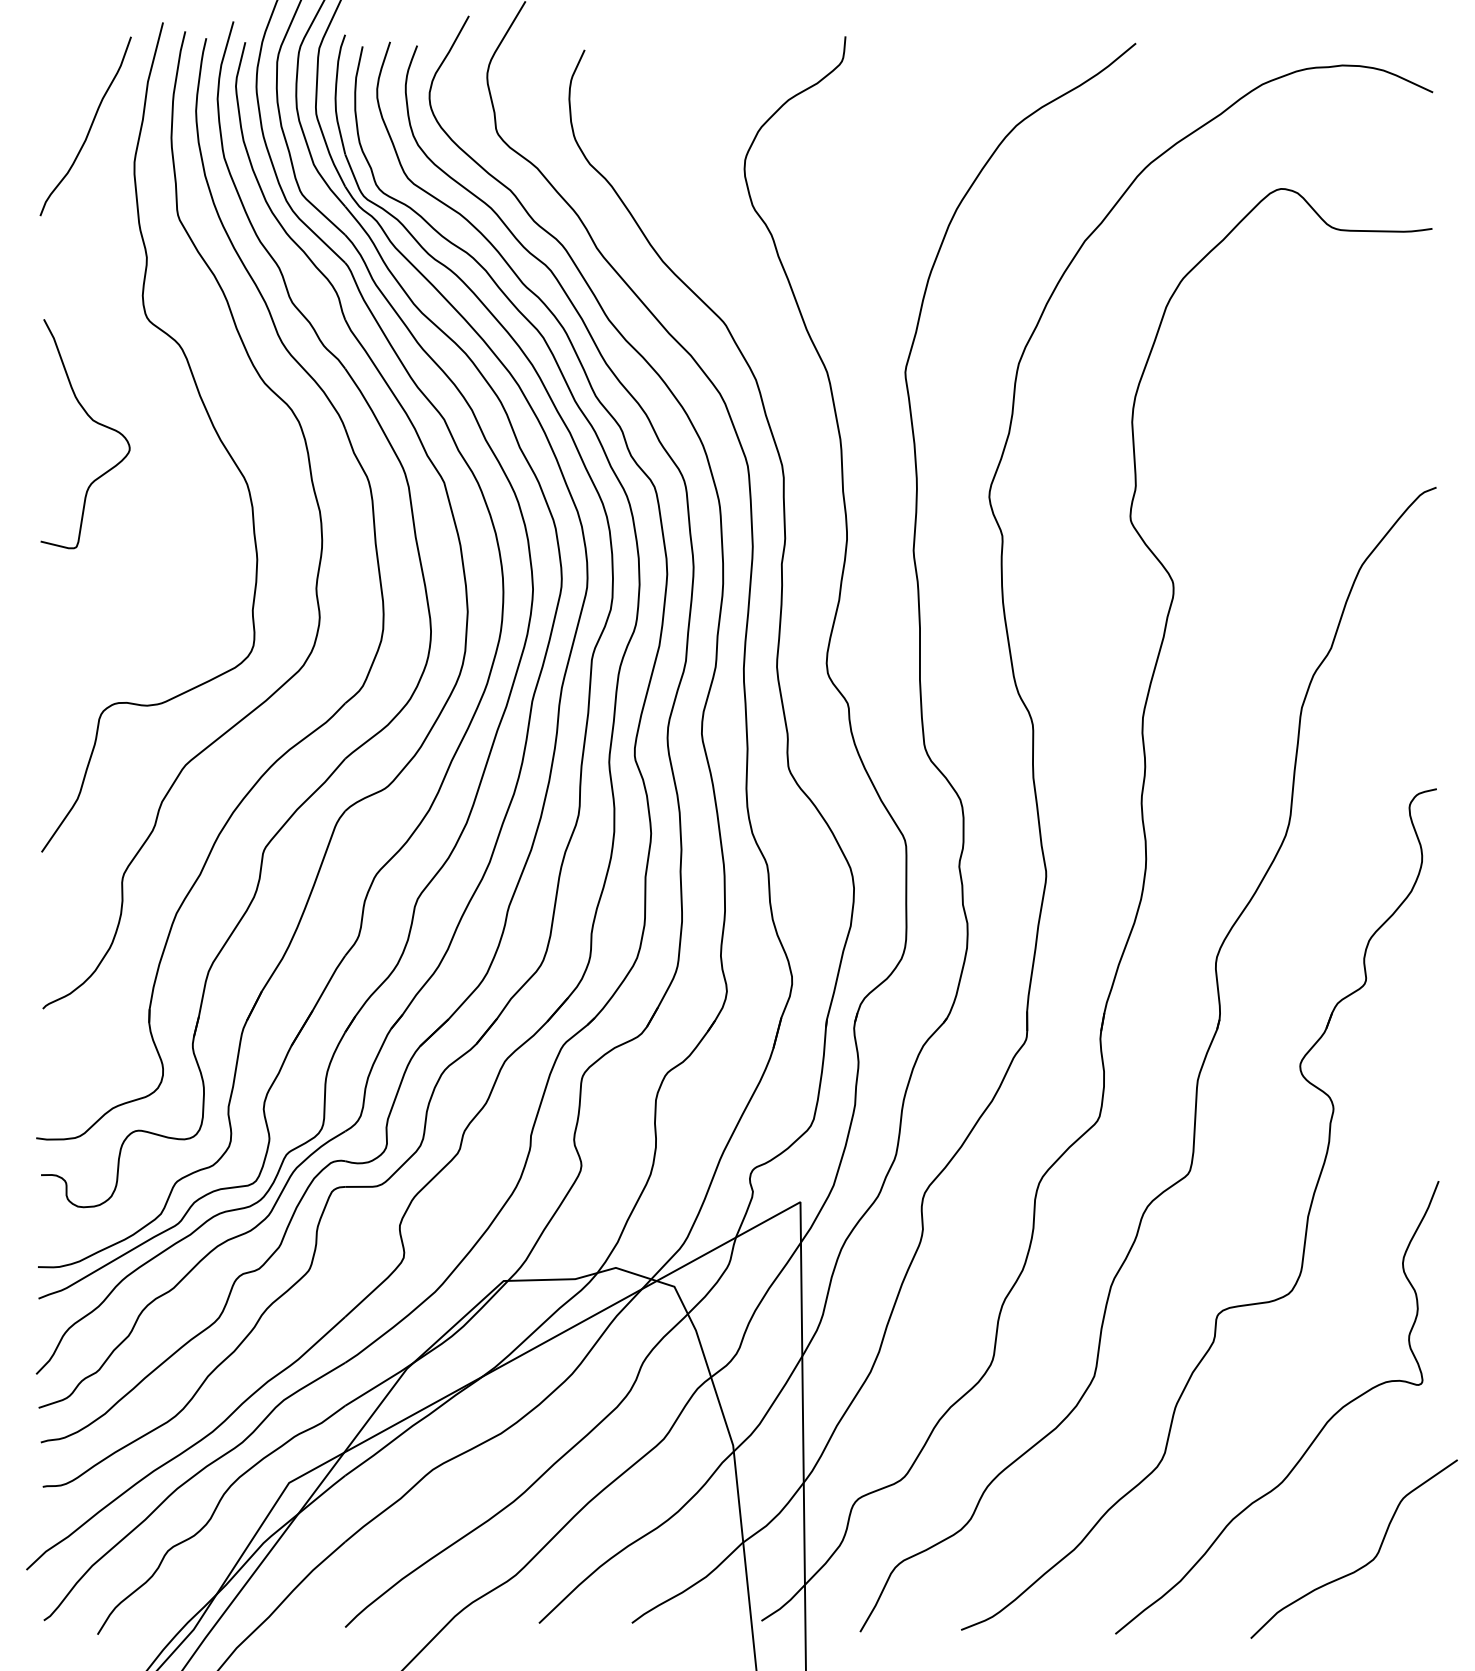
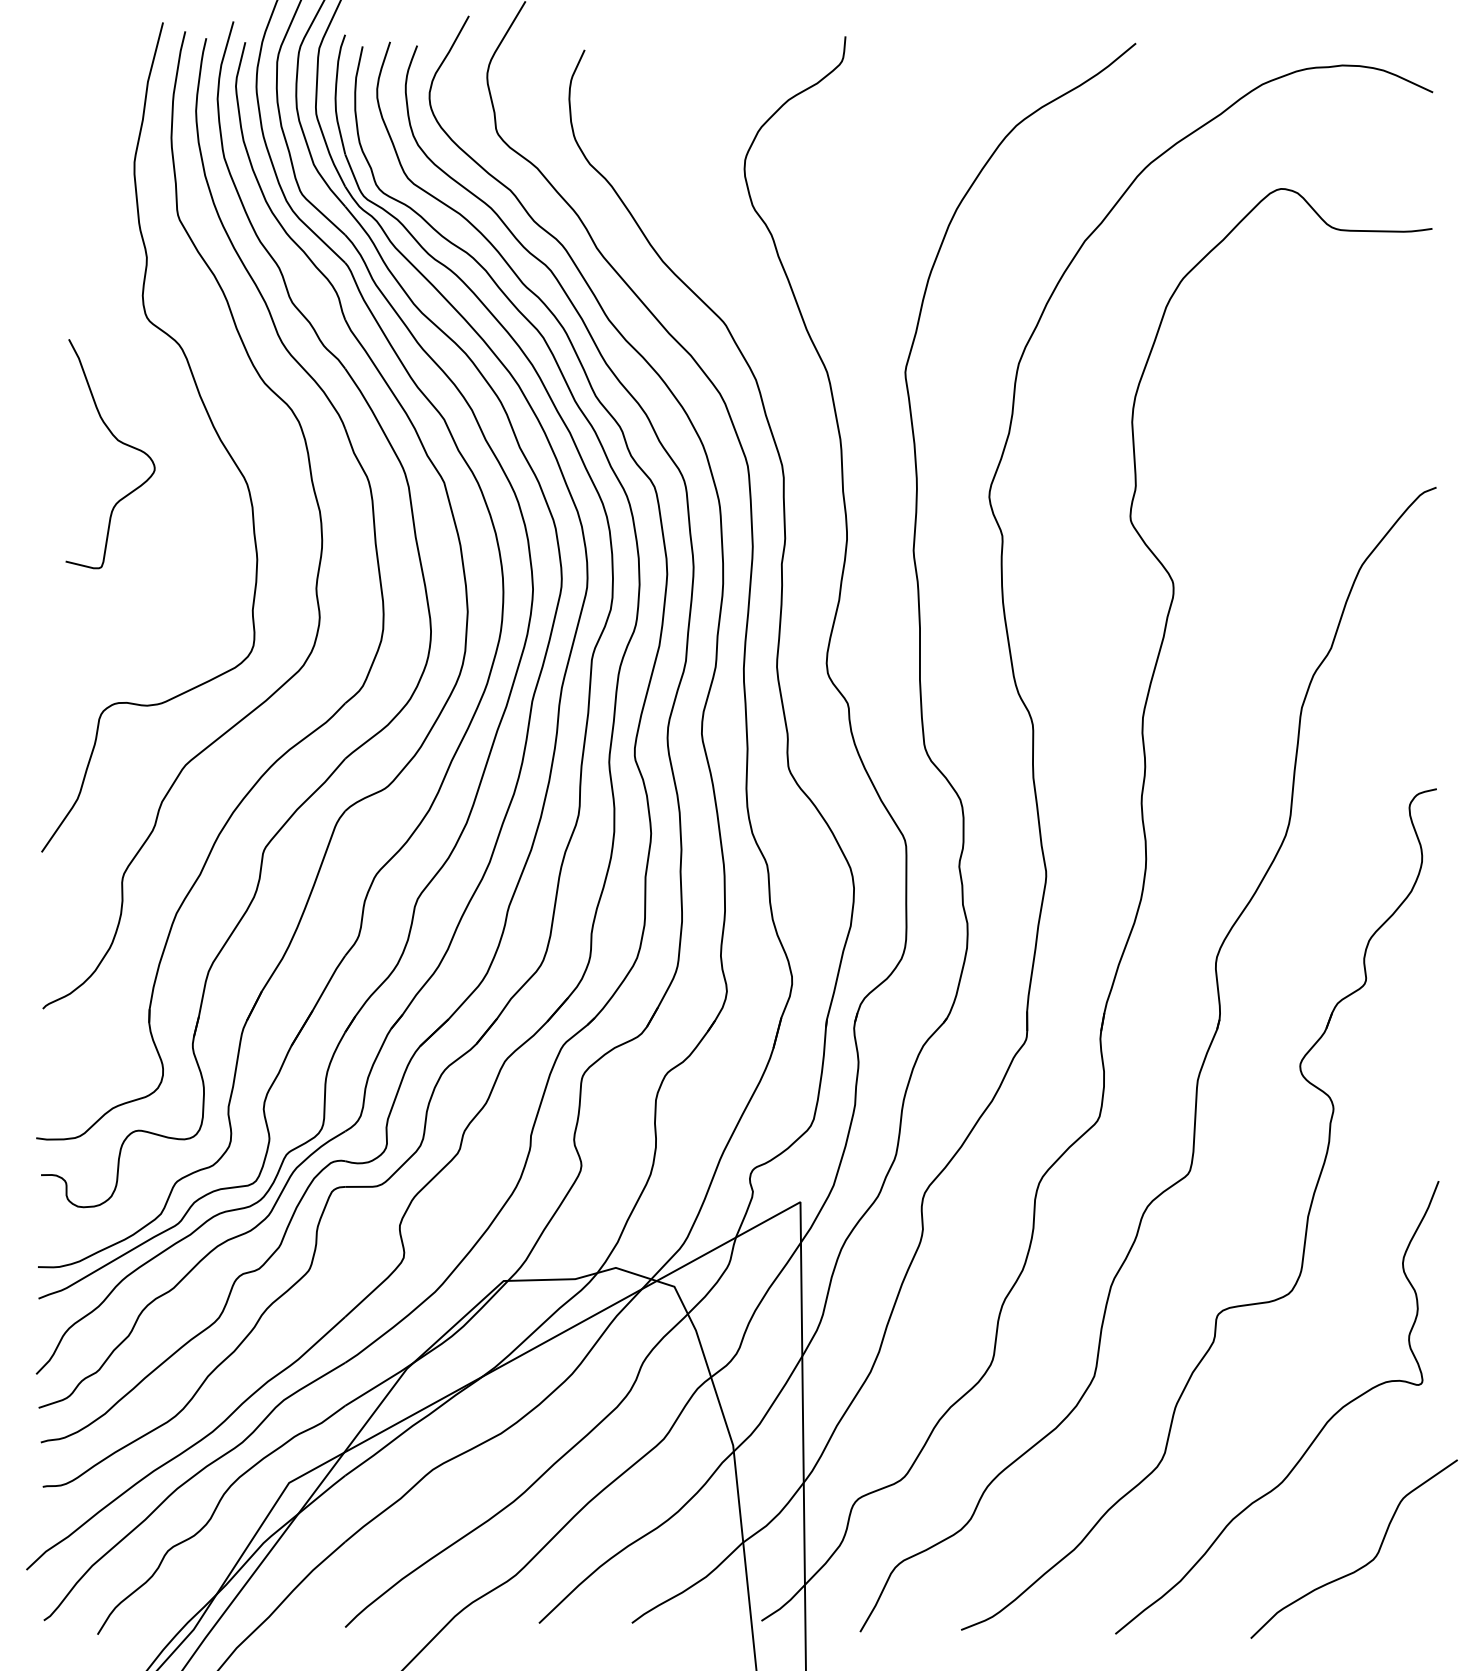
curve: present -> none (89, 127)
curve position: (92, 421) -> (117, 441) (117, 441)
